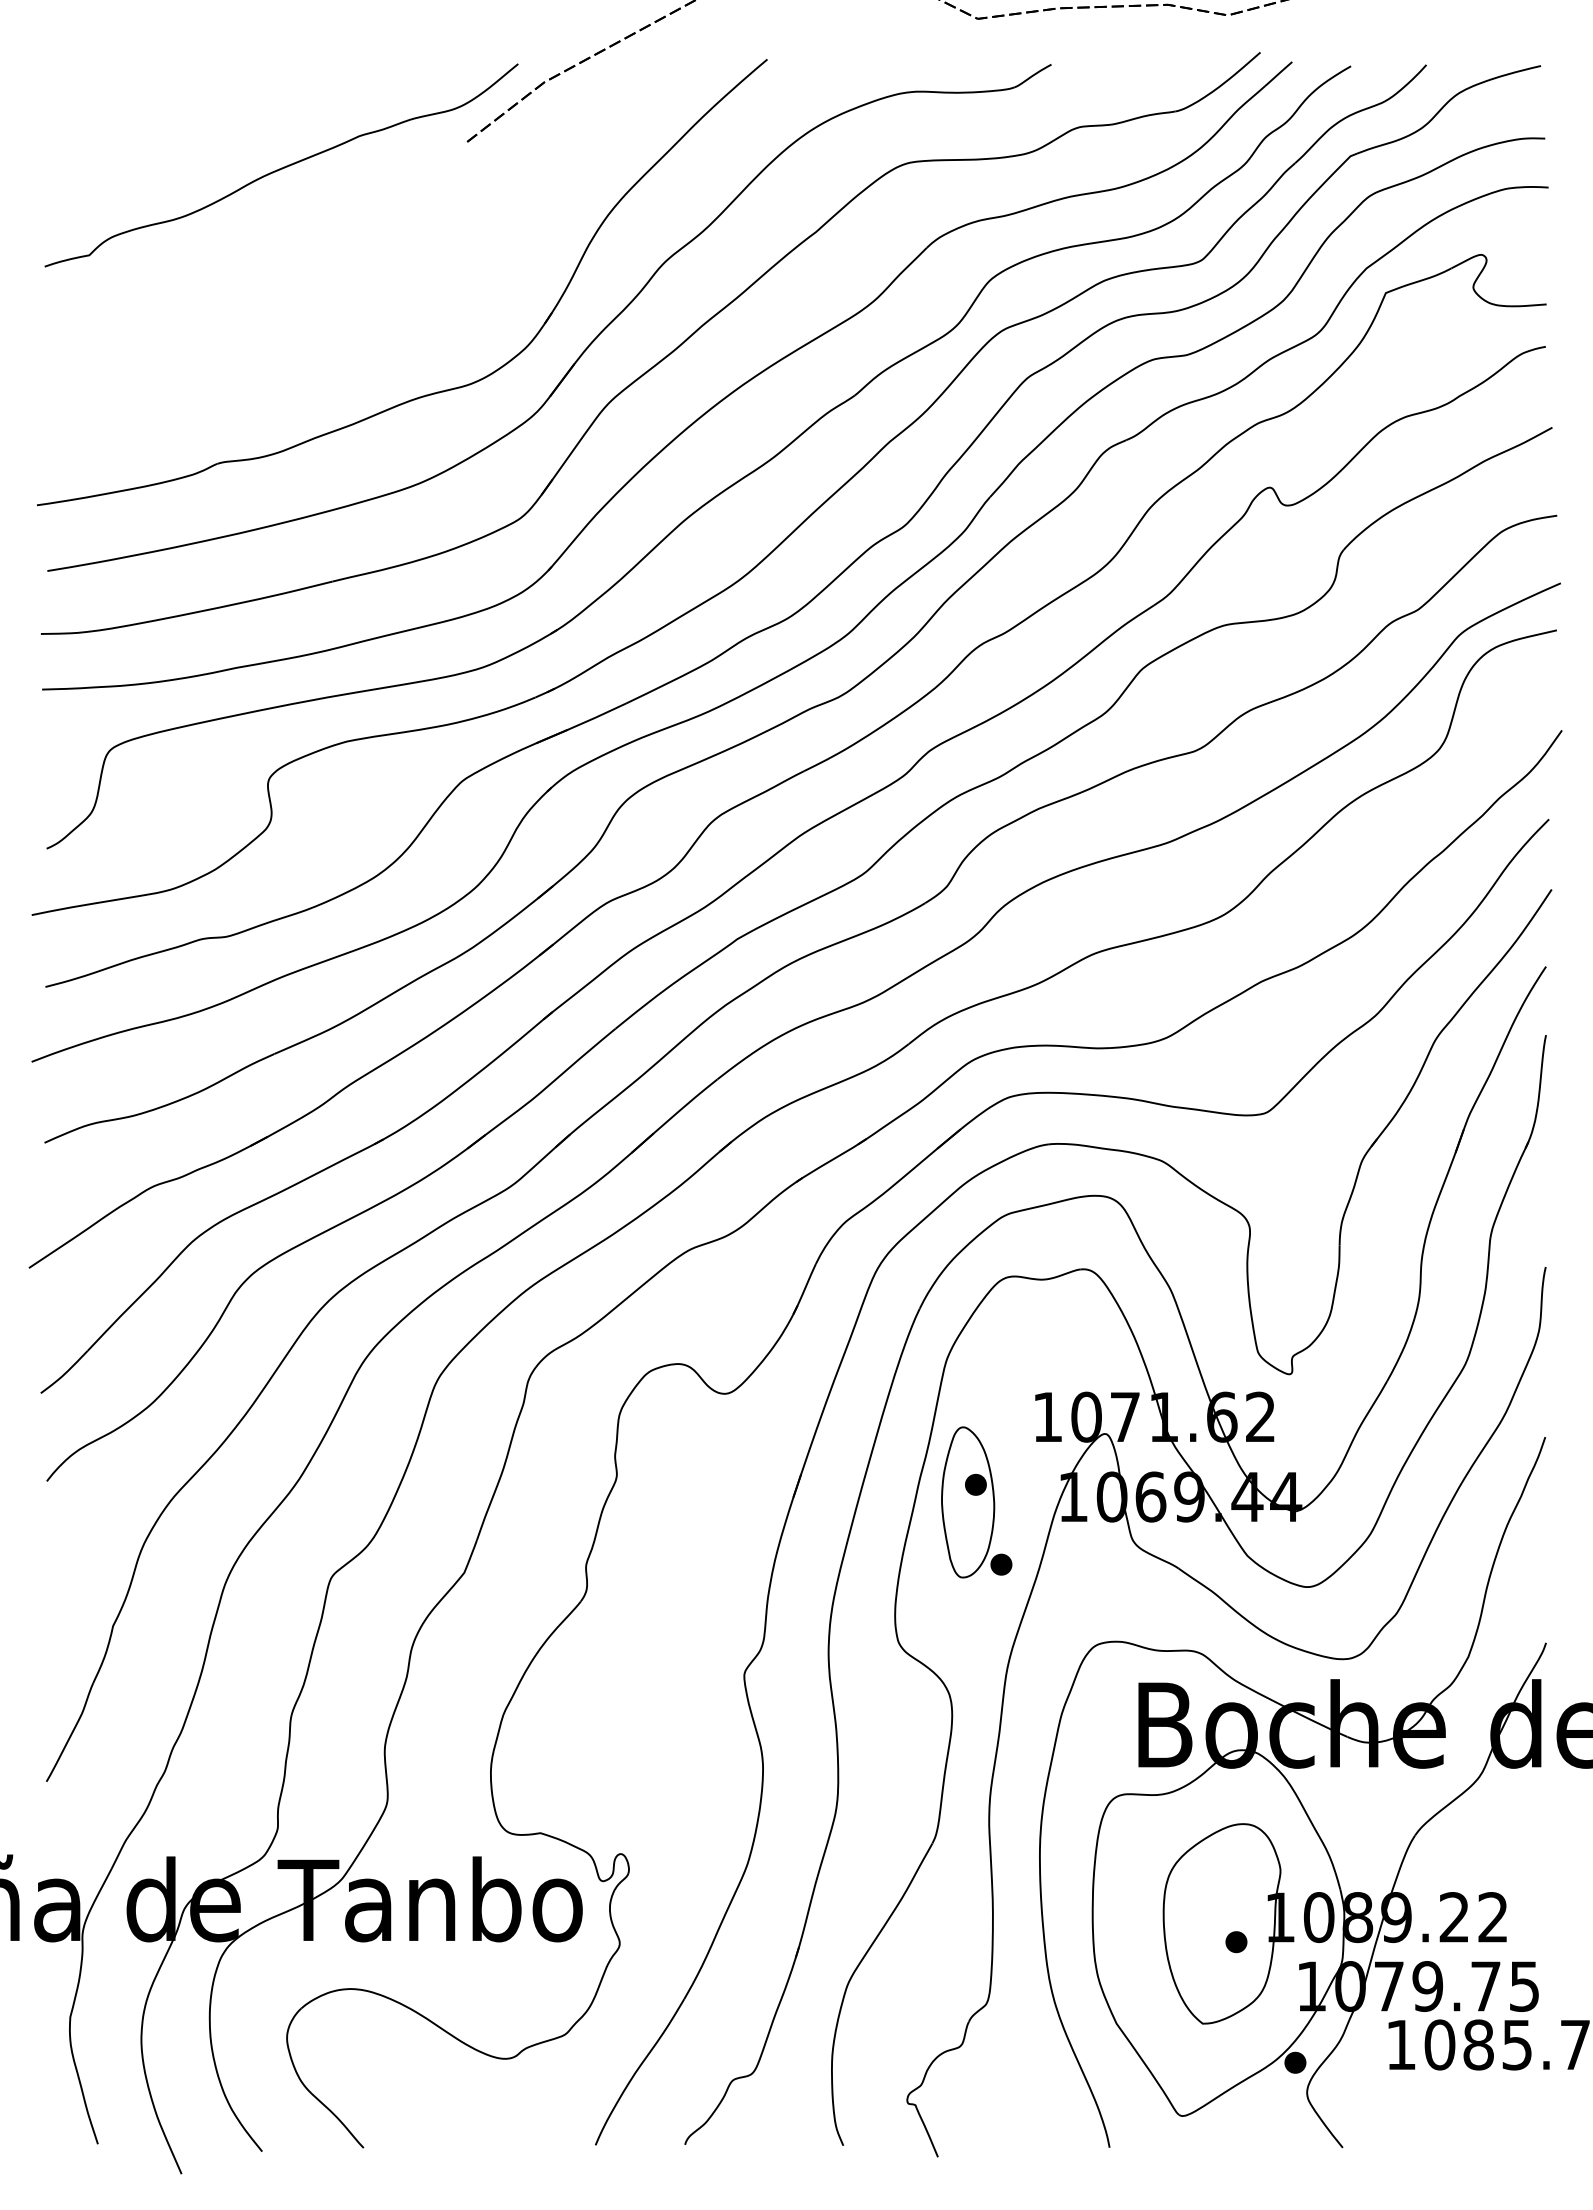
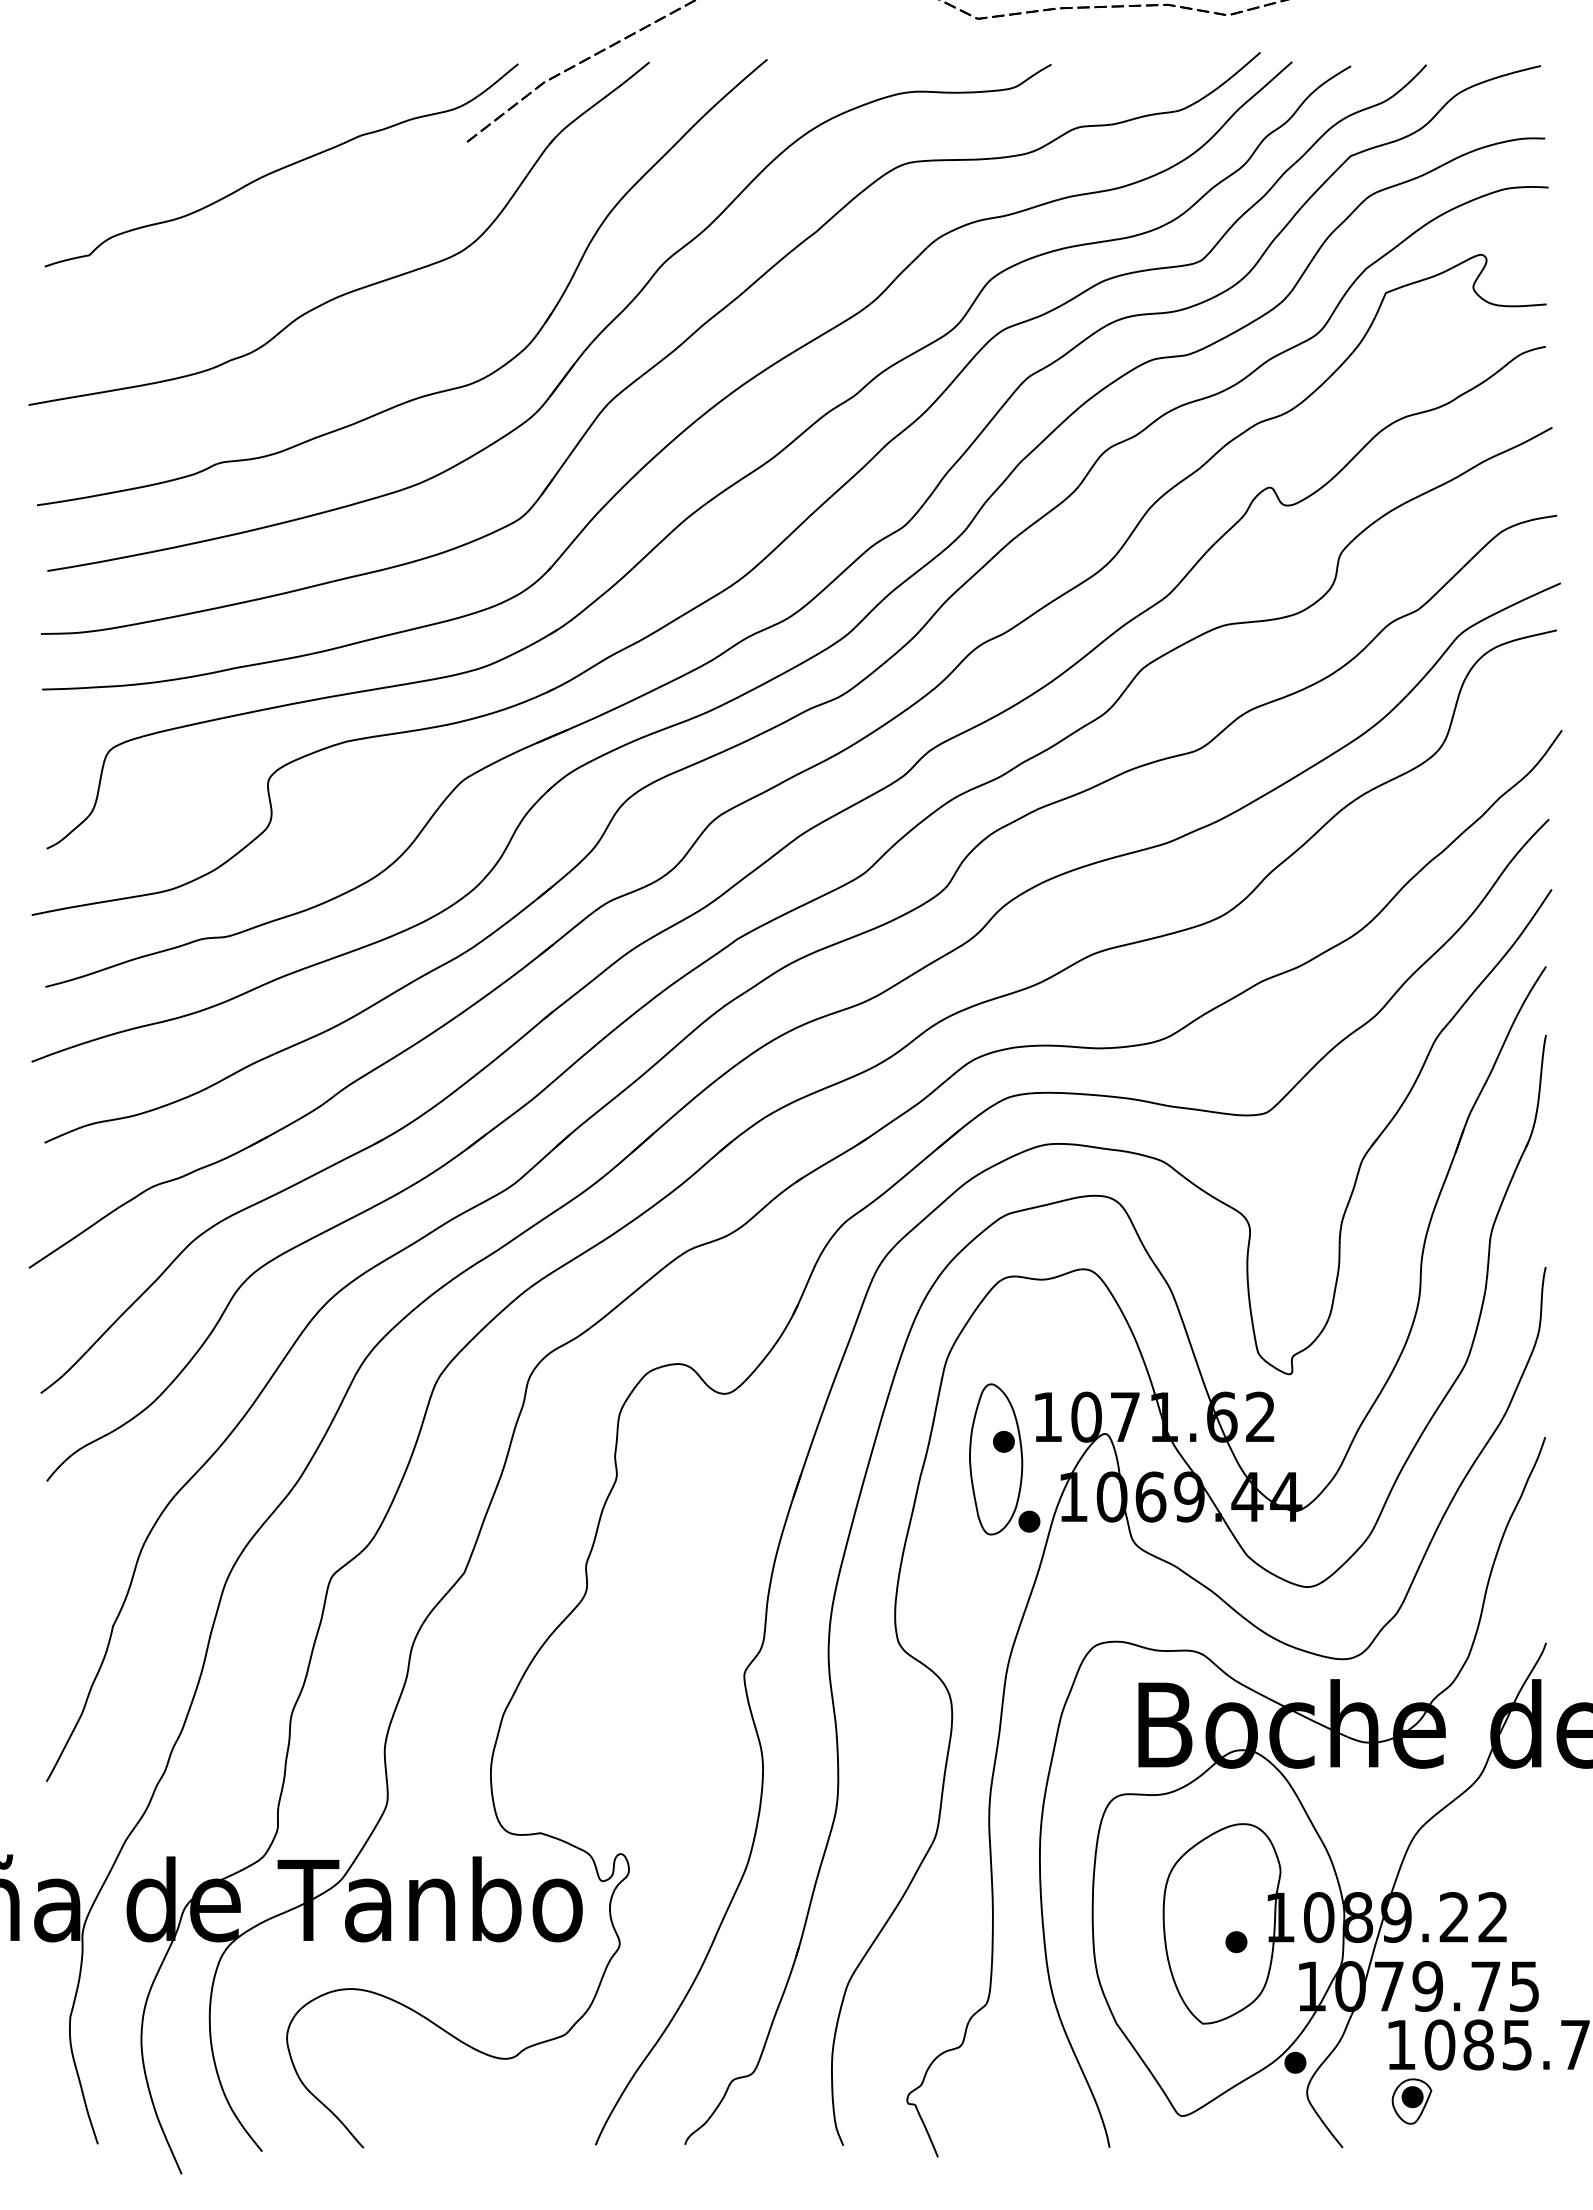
part: none -> present (357, 288)
part position: (976, 1502) -> (1004, 1459) (1004, 1459)
part: none -> present (1411, 2101)
